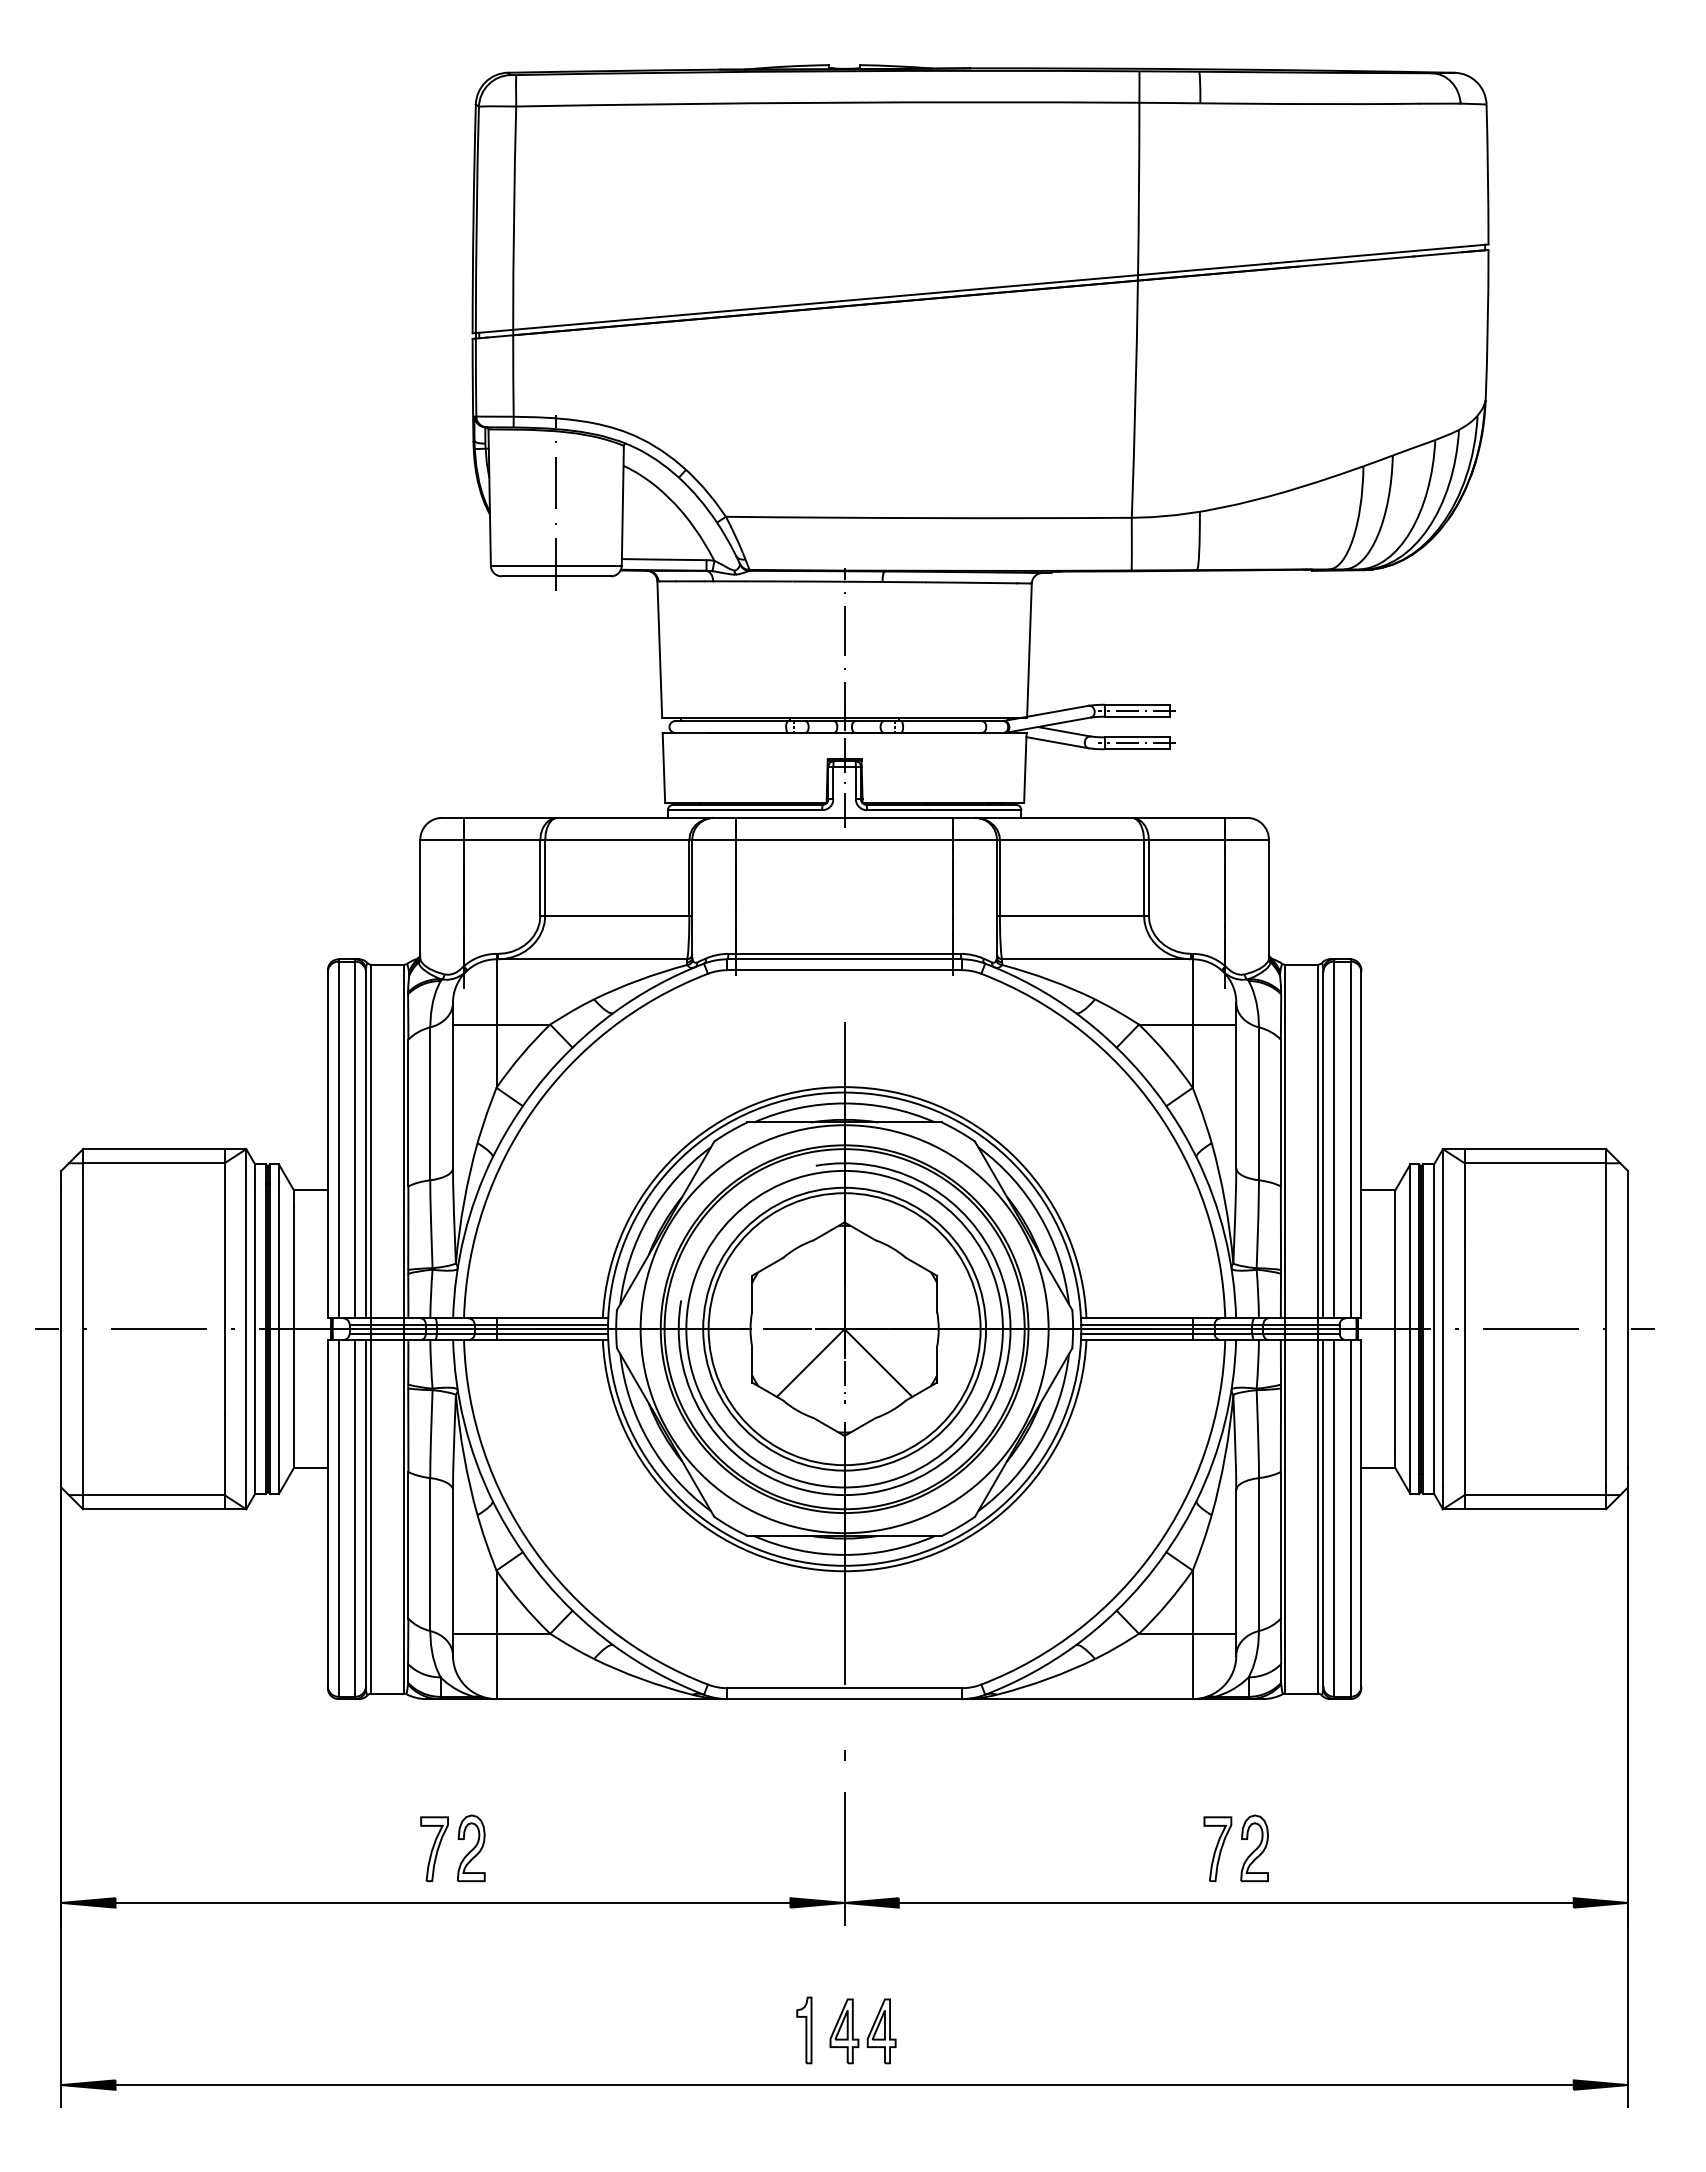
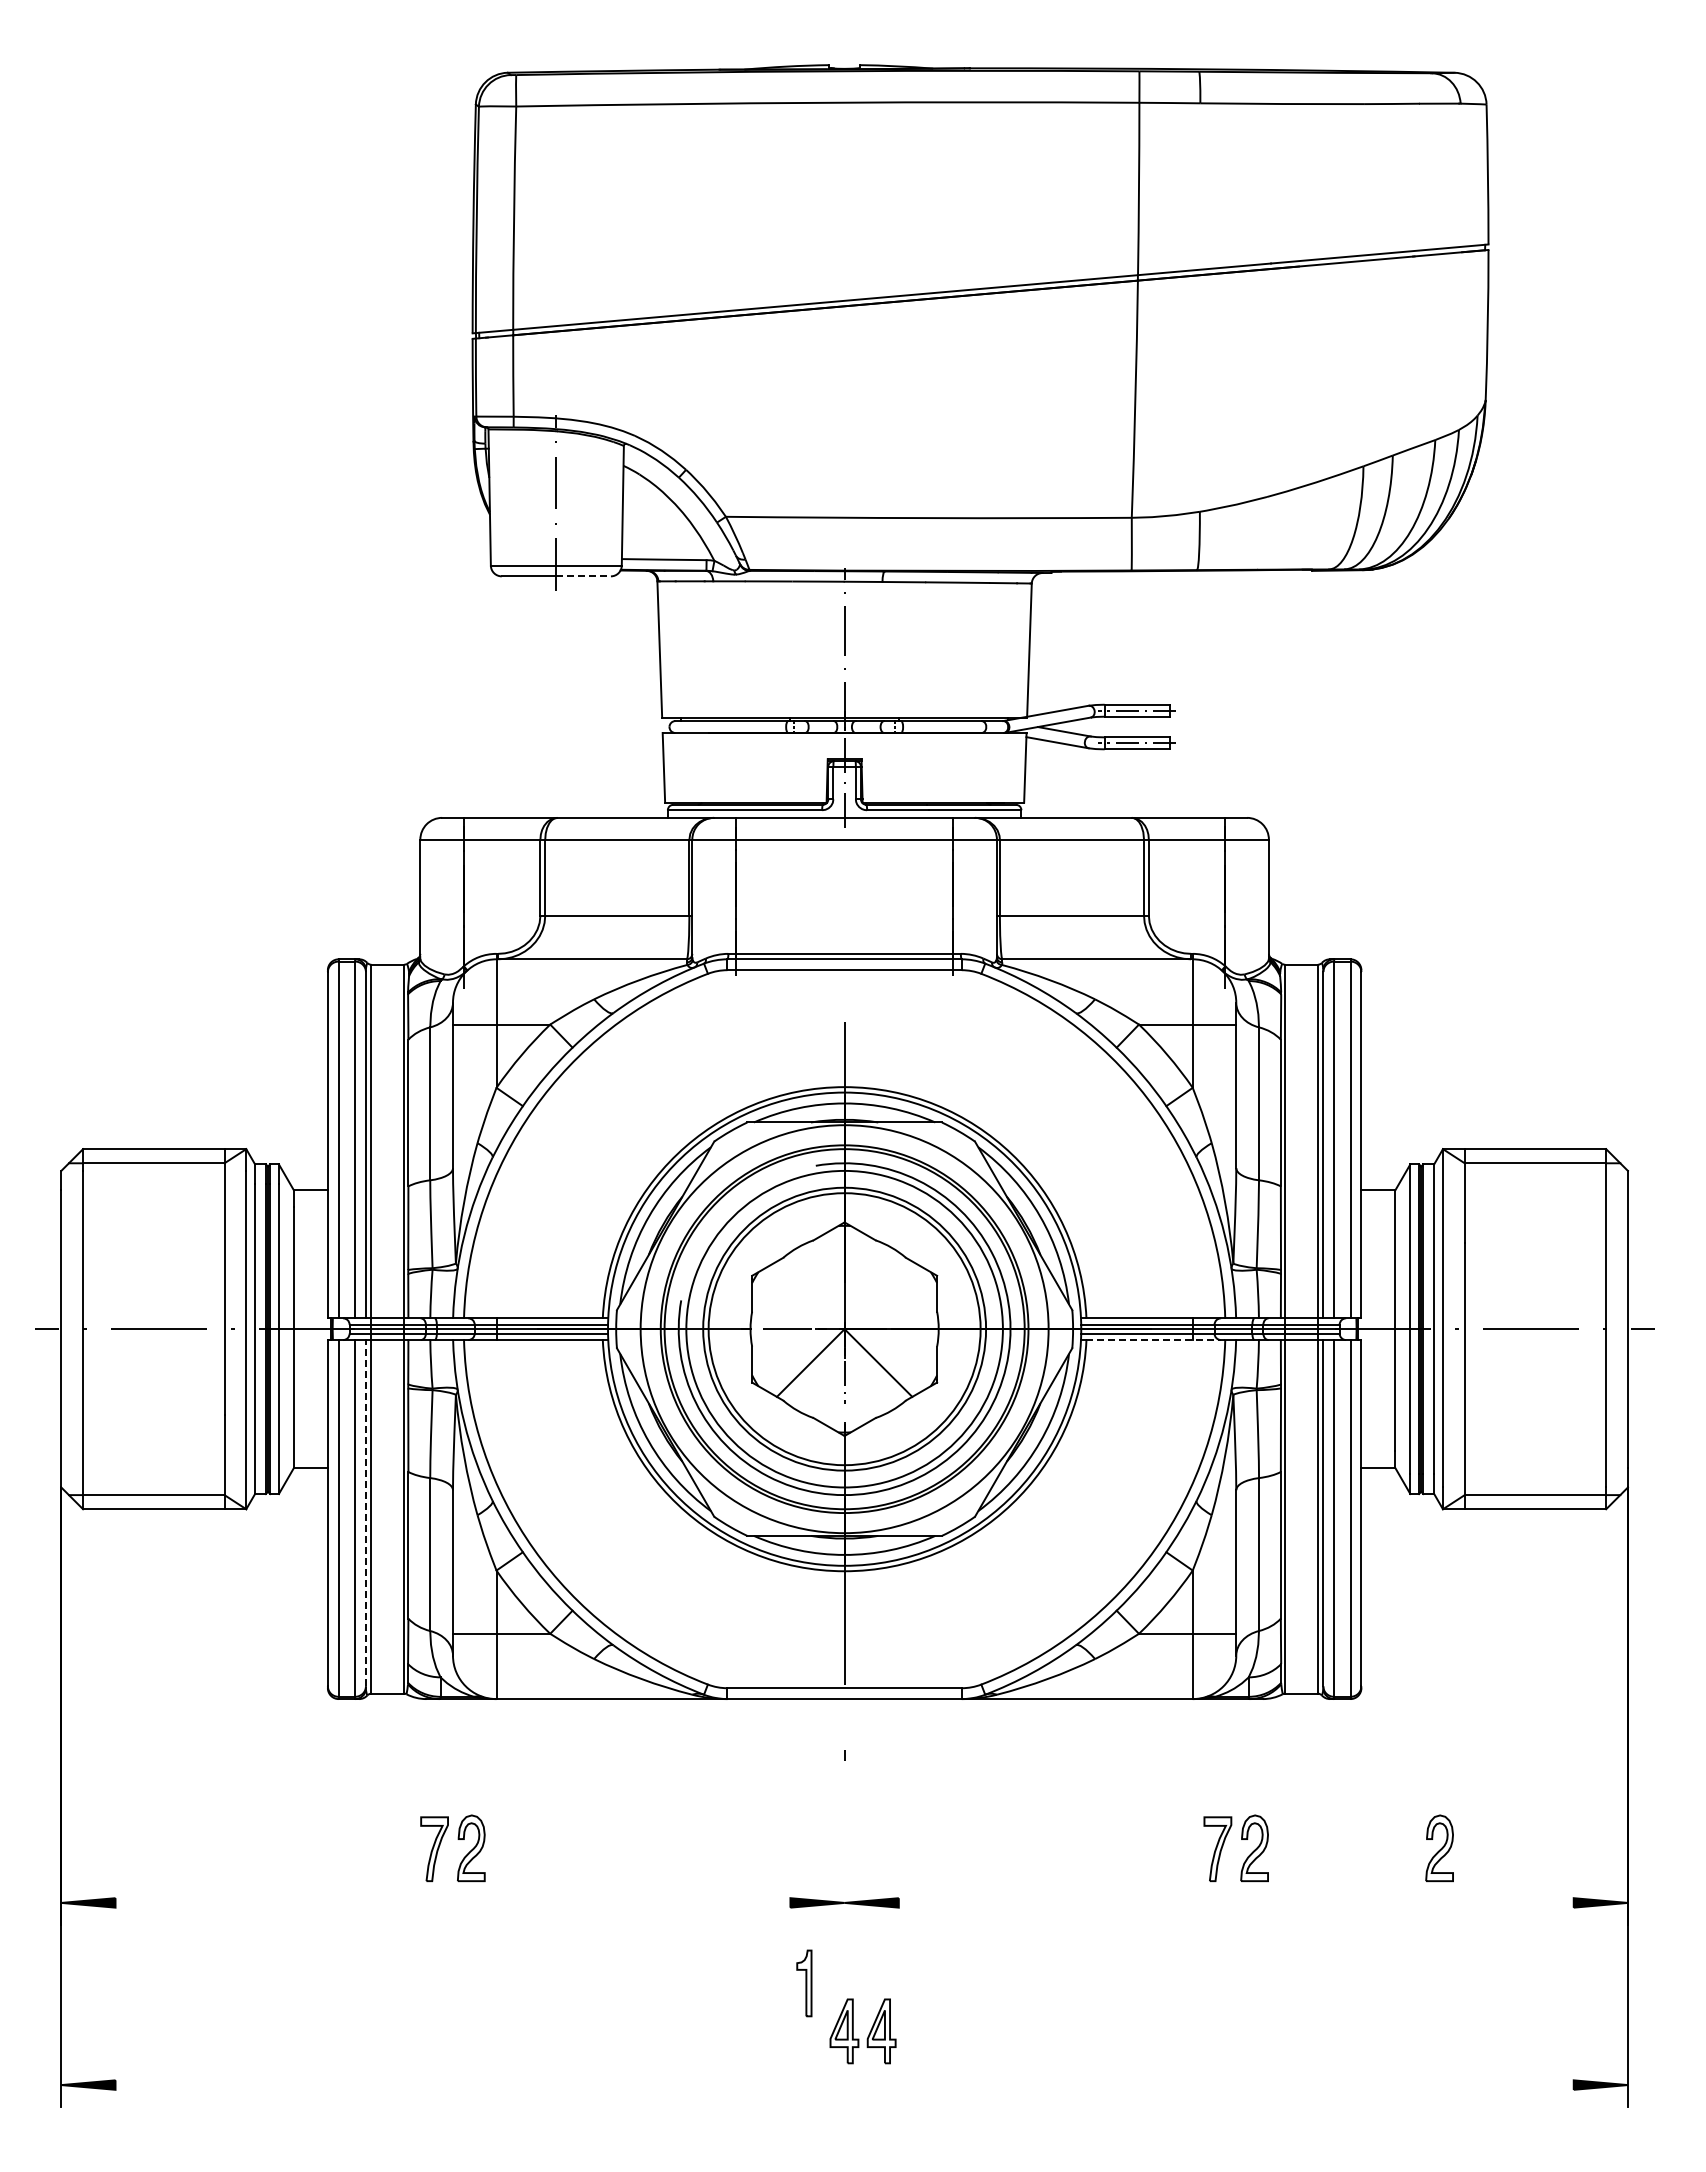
line: solid -> dashed (584, 576)
line: solid -> dashed (1155, 1340)
line: solid -> dashed (365, 1512)
part: none -> present (1439, 1848)
line: present -> none (844, 1858)
line: present -> none (452, 1902)
line: present -> none (1235, 1902)
part position: (804, 2030) -> (804, 1983) (804, 1983)
line: present -> none (844, 2085)
